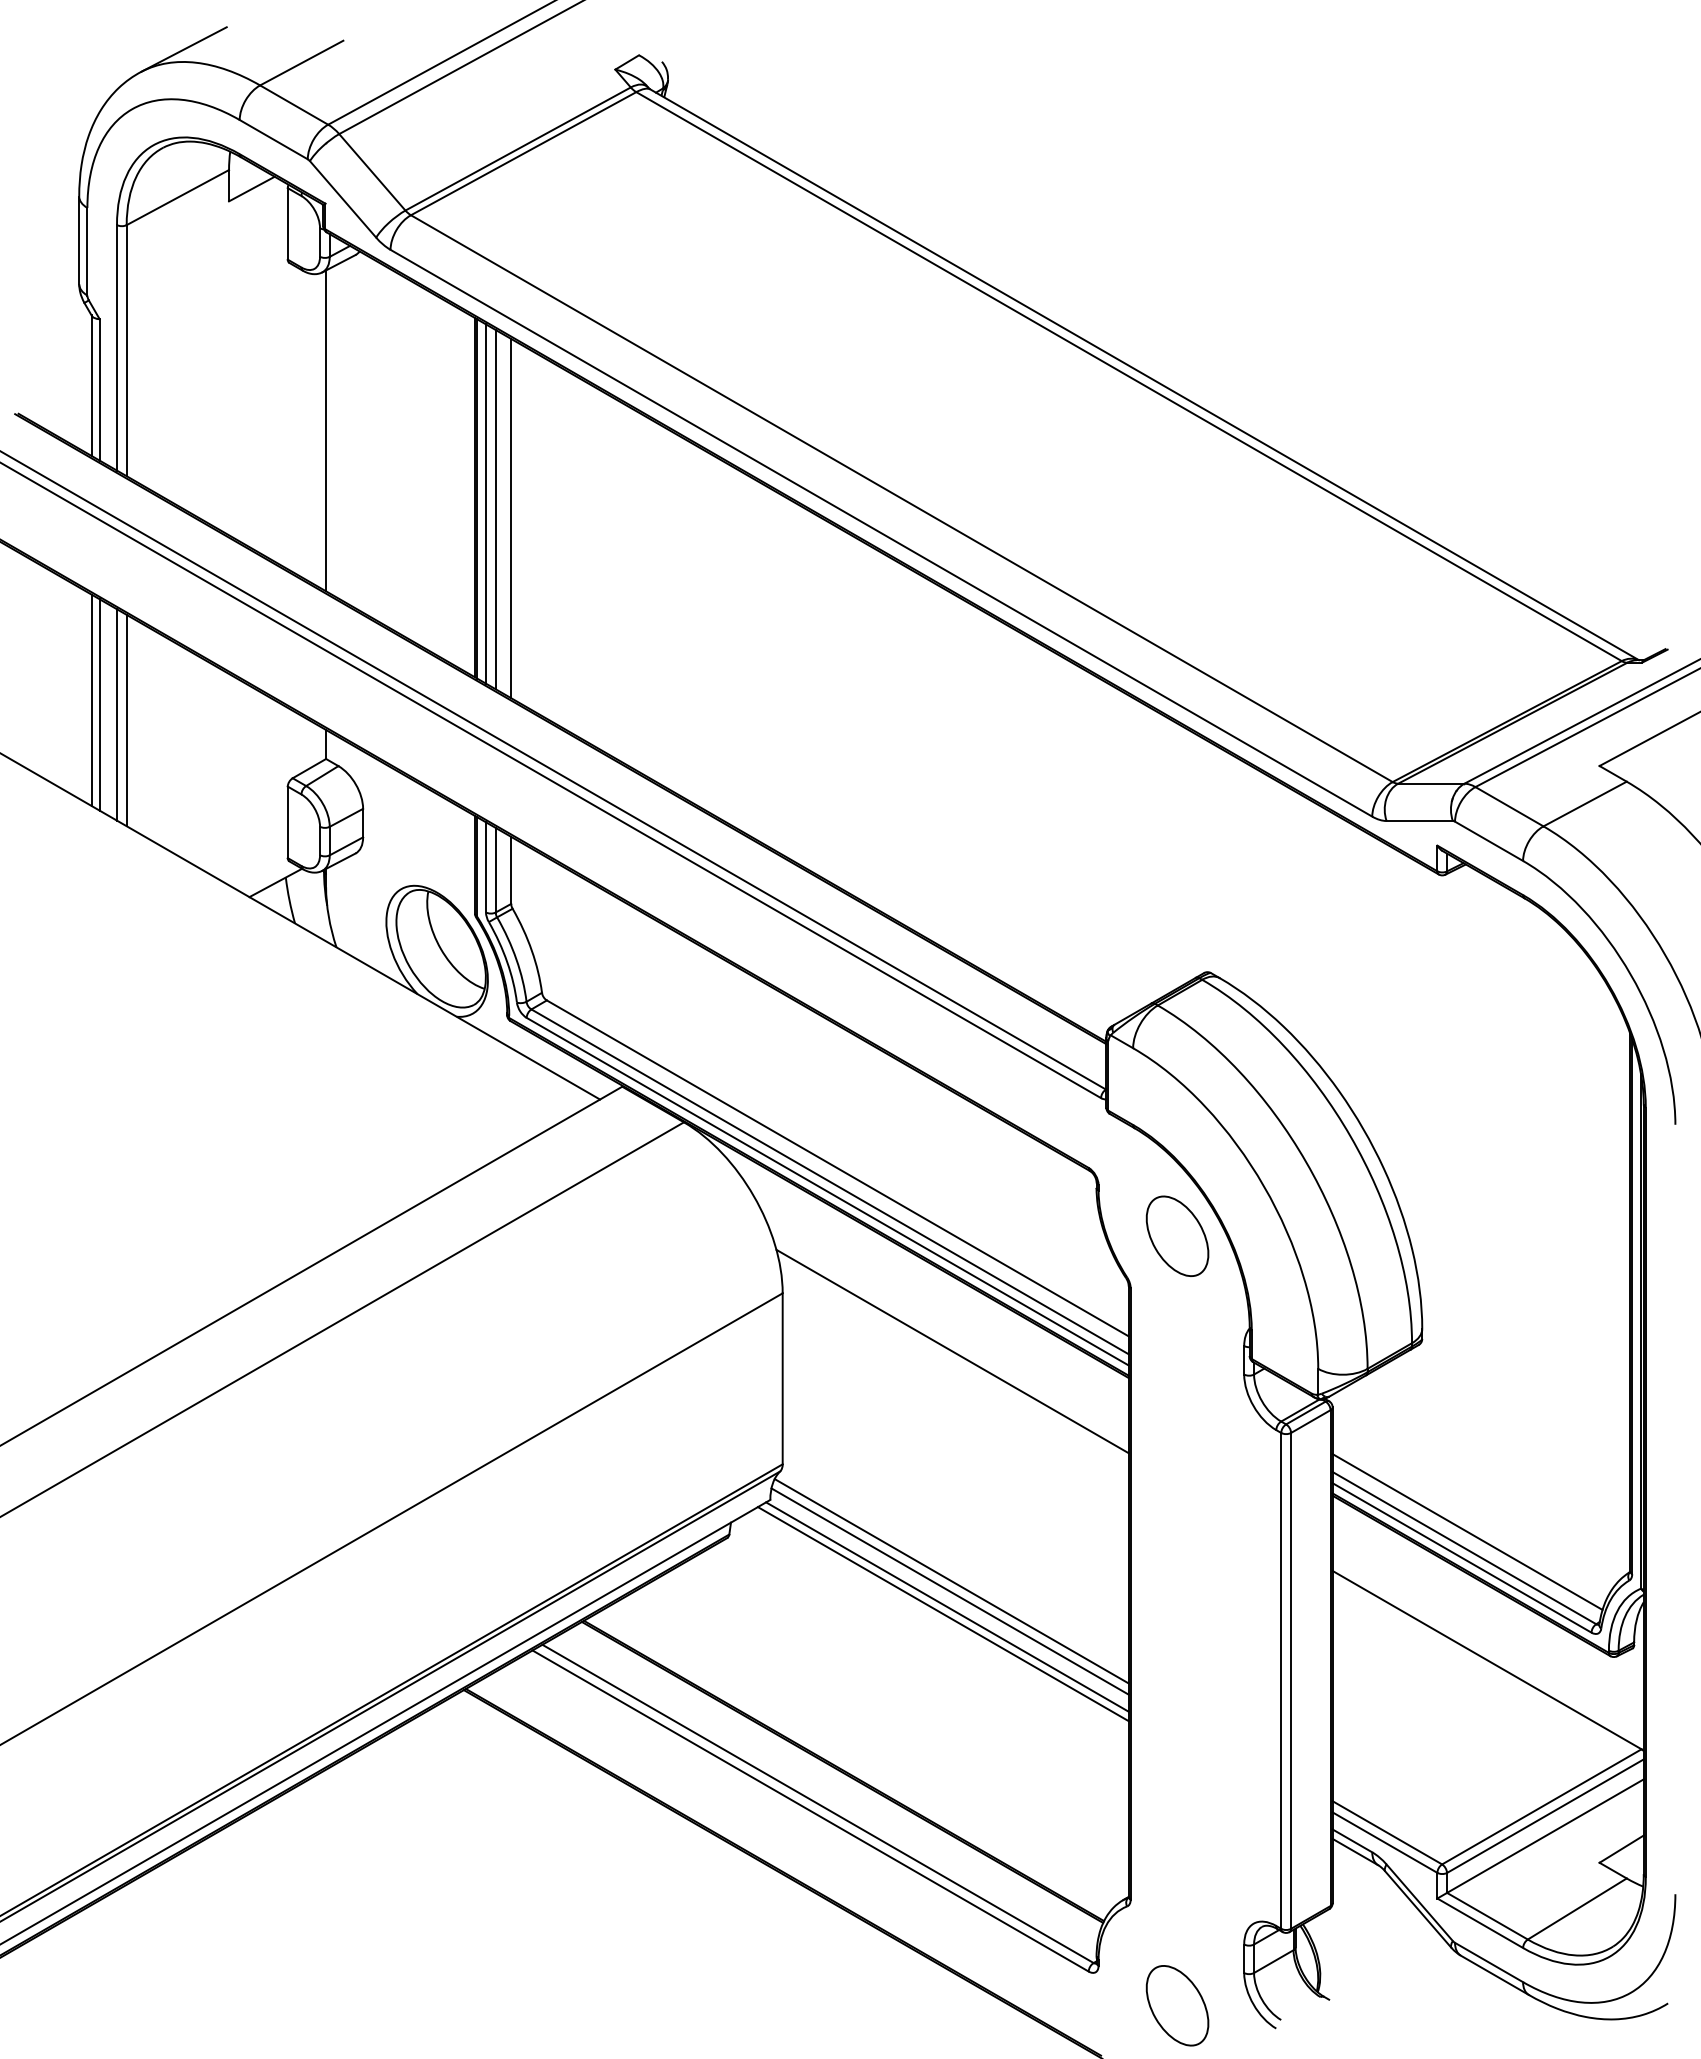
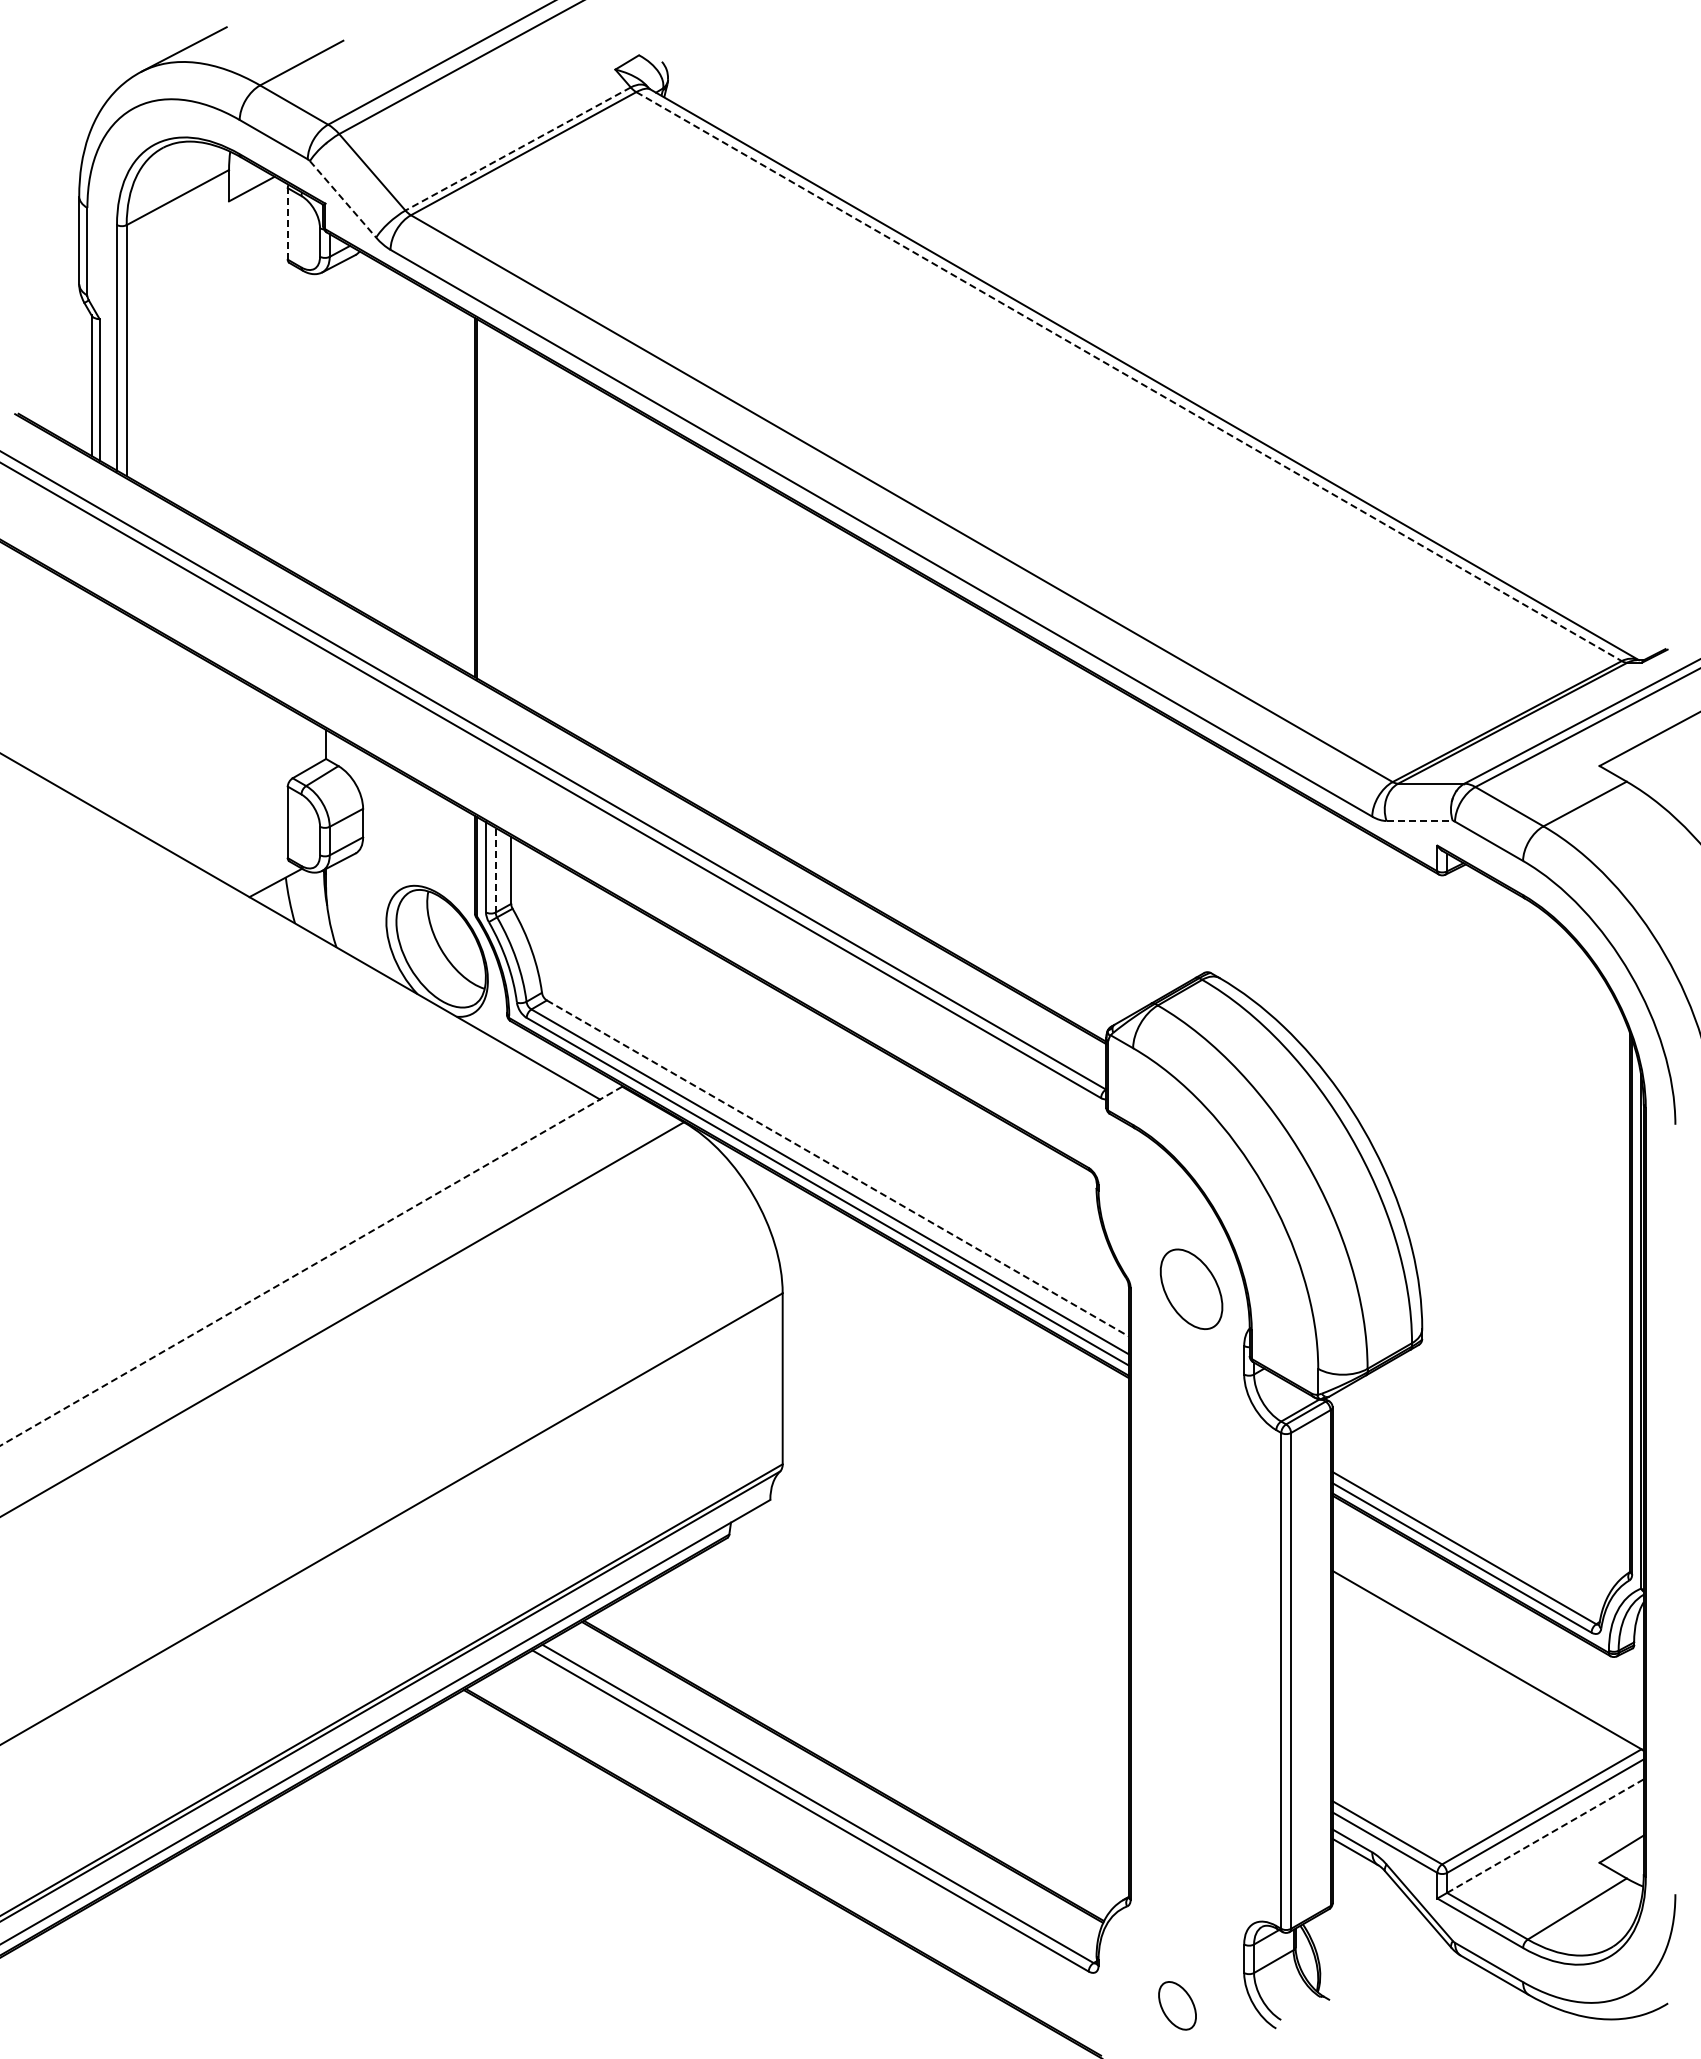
line: solid -> dashed (517, 149)
line: solid -> dashed (343, 199)
line: solid -> dashed (287, 223)
line: solid -> dashed (1129, 376)
line: present -> none (326, 430)
line: present -> none (486, 503)
line: present -> none (495, 509)
line: present -> none (511, 518)
line: present -> none (91, 699)
line: present -> none (99, 704)
line: present -> none (117, 714)
line: present -> none (126, 720)
line: solid -> dashed (1420, 821)
line: solid -> dashed (495, 869)
line: solid -> dashed (837, 1168)
part position: (1177, 1235) -> (1191, 1288) (1191, 1288)
line: solid -> dashed (311, 1266)
line: present -> none (952, 1351)
line: present -> none (1467, 1531)
line: present -> none (951, 1581)
line: present -> none (949, 1591)
line: present -> none (947, 1606)
line: present -> none (942, 1614)
line: solid -> dashed (1545, 1836)
part size: 65x82 px -> 39x50 px (1177, 2005)
